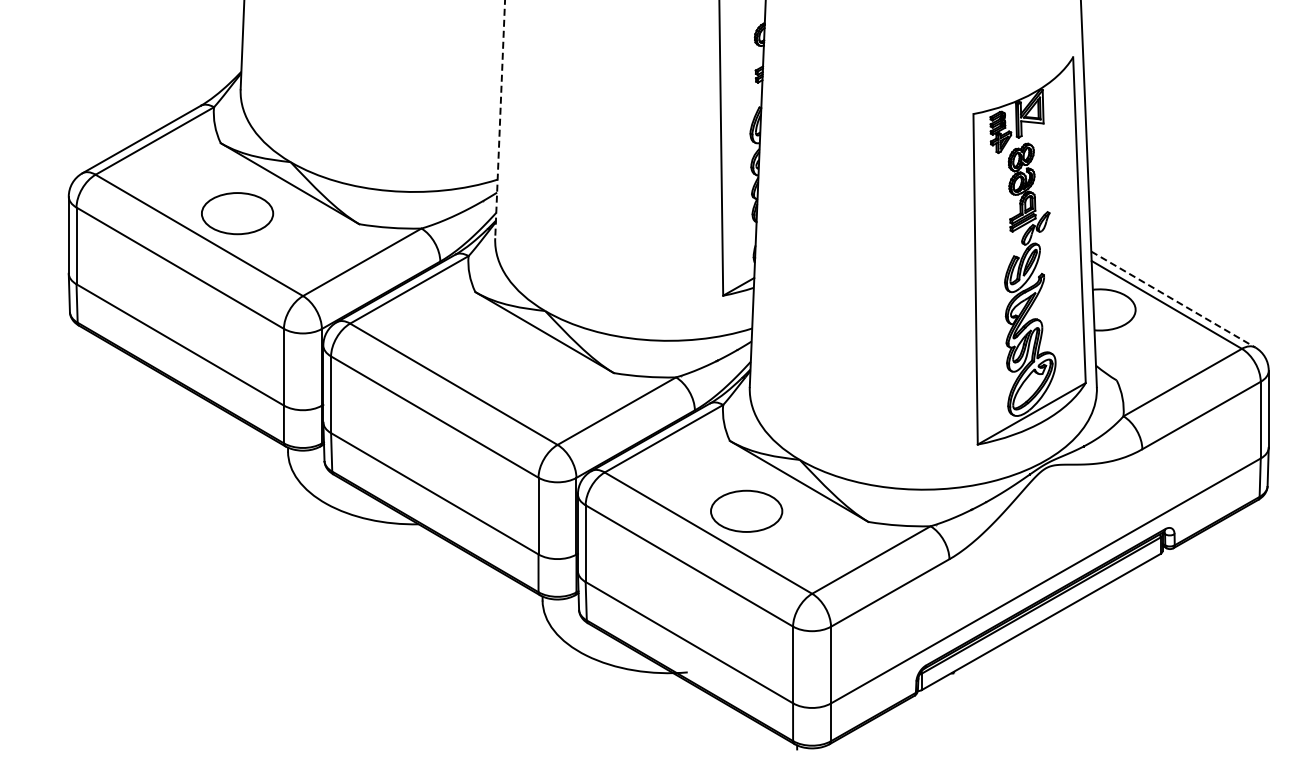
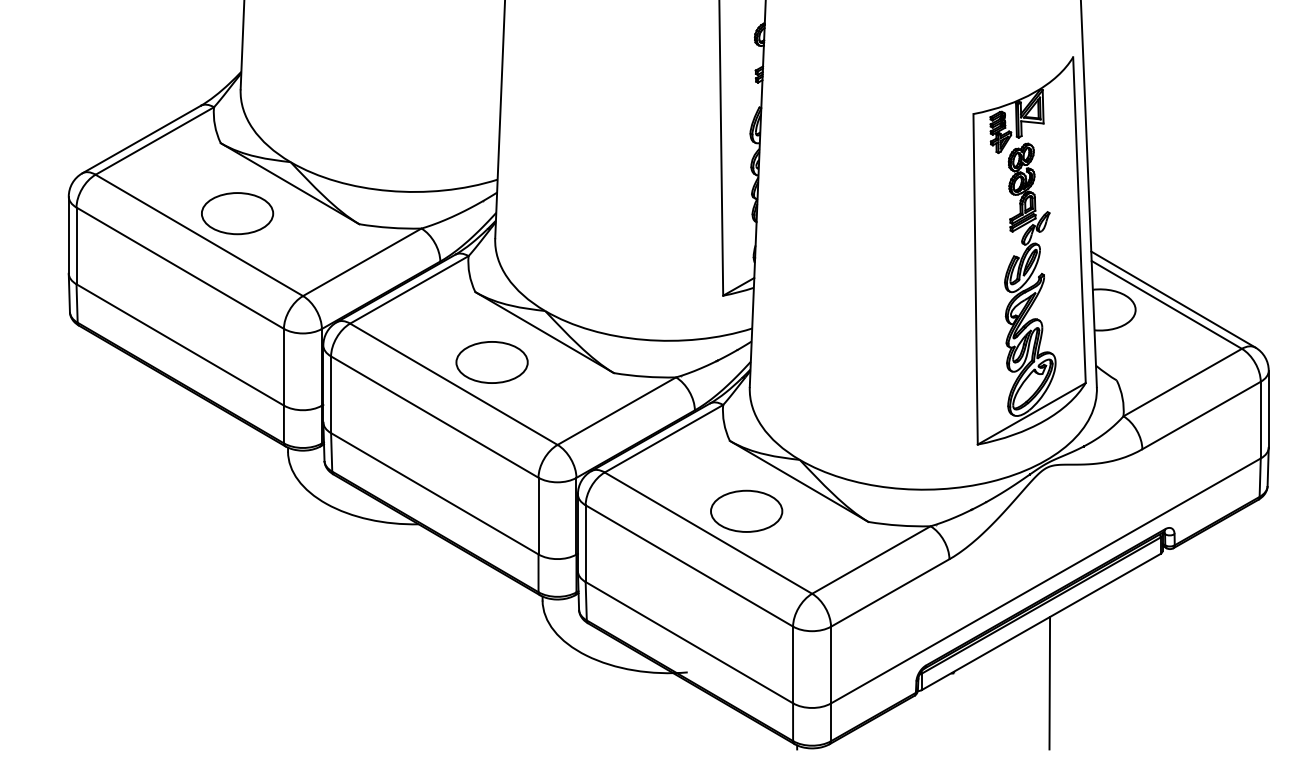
line: dashed -> solid (500, 119)
line: dashed -> solid (1173, 299)
part: none -> present (491, 362)
line: none -> present (1049, 682)
